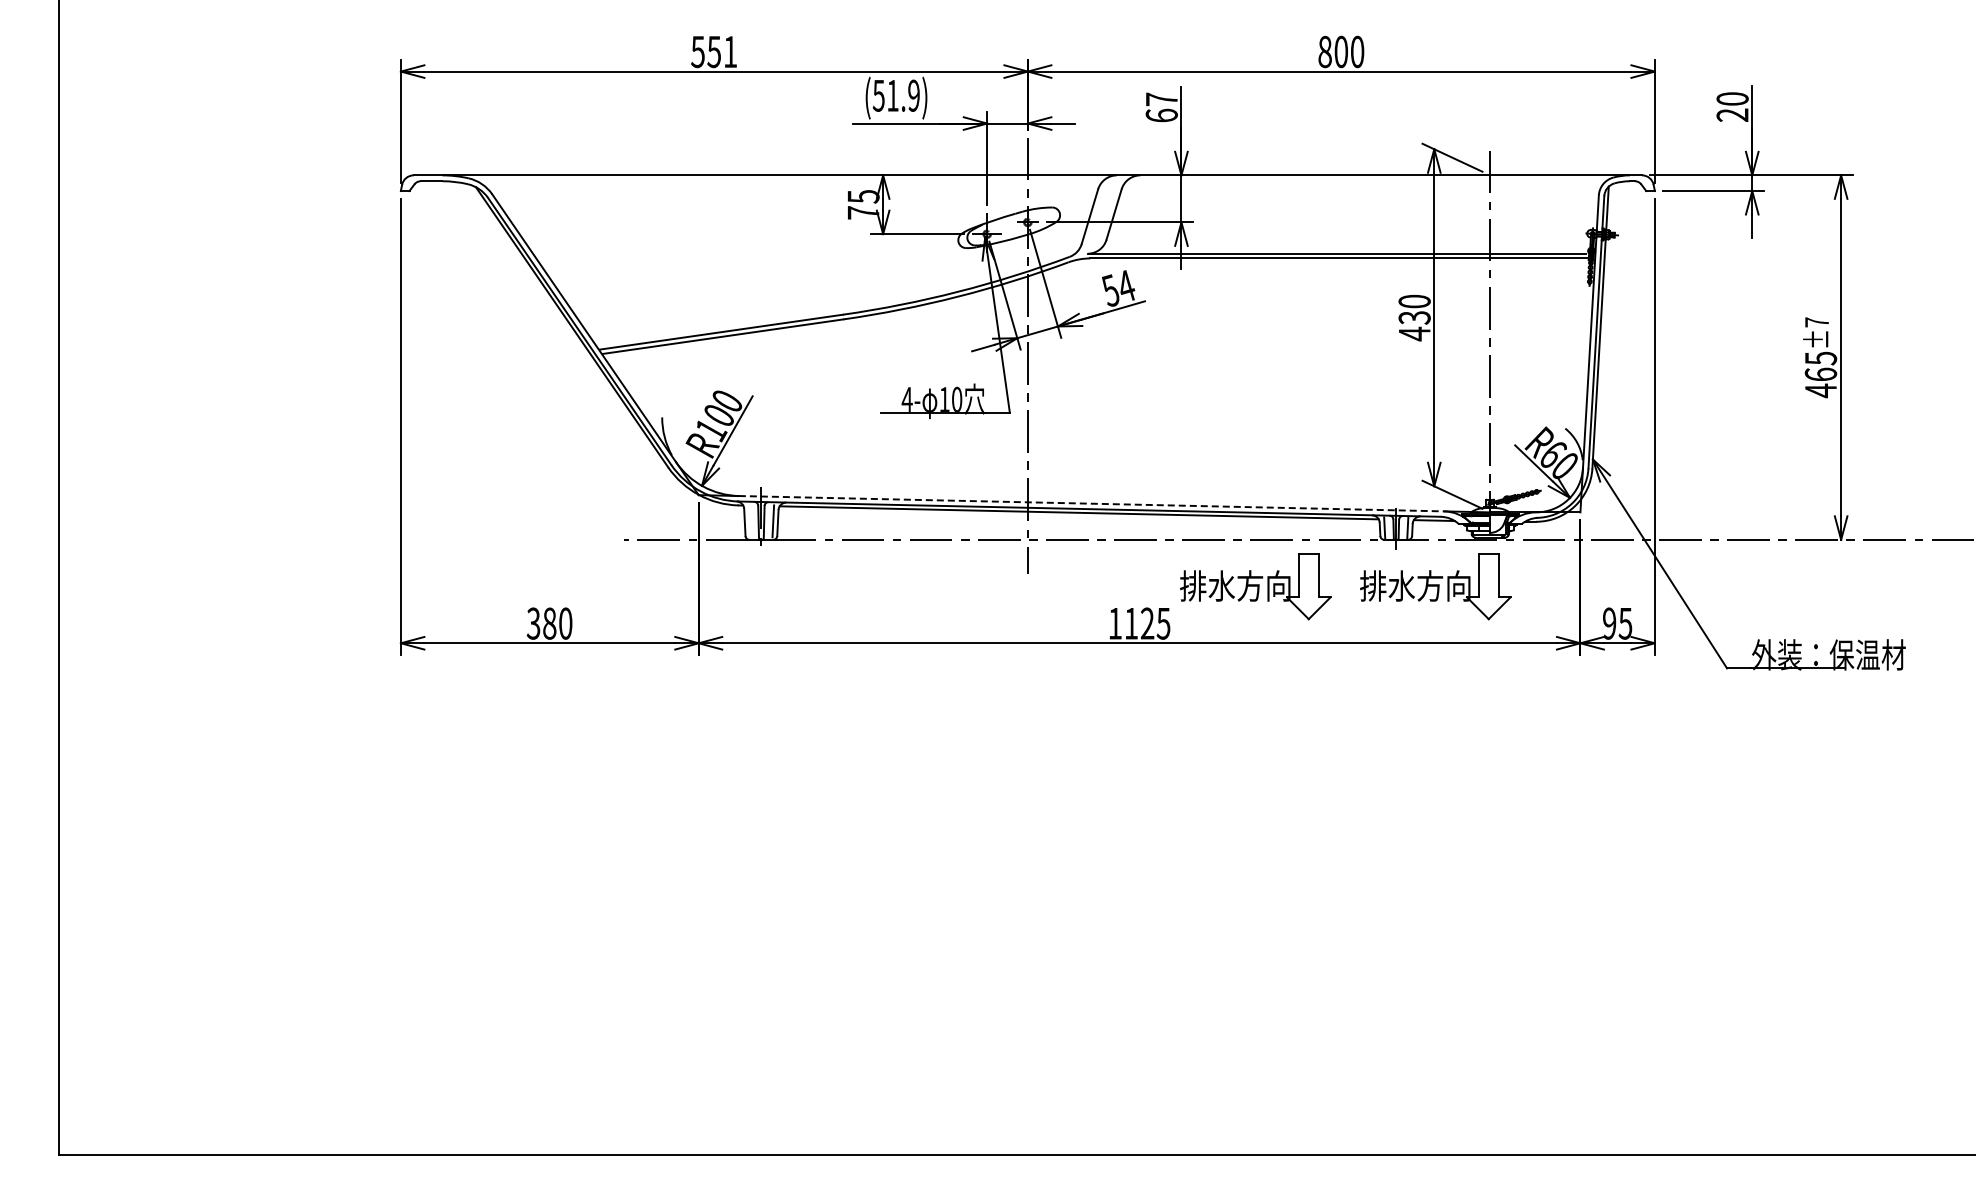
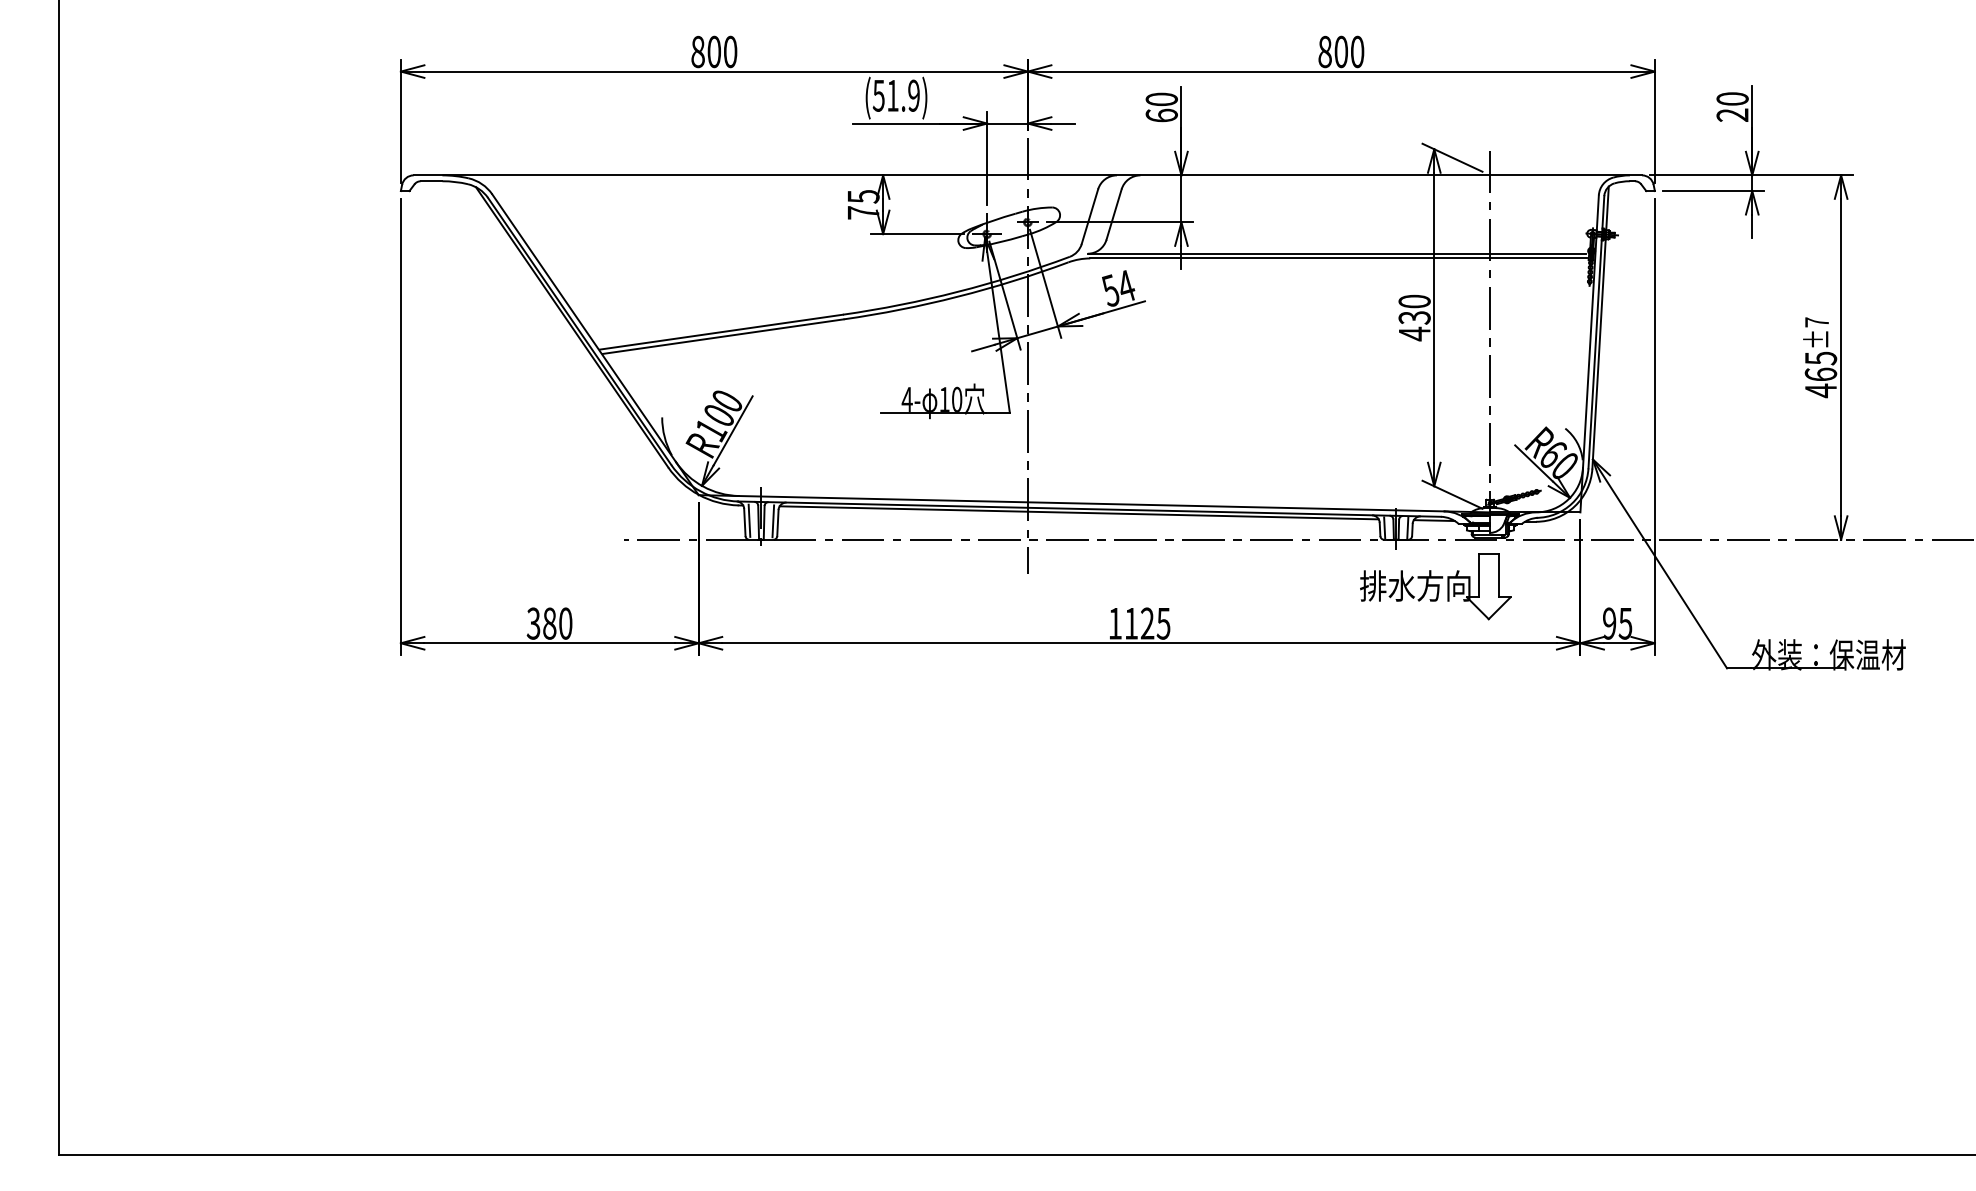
text: 551 -> 800 (714, 51)
text: 67 -> 60 (1161, 99)
line: dashed -> solid (1091, 503)
line: none -> present (749, 520)
part: present -> none (1255, 586)
